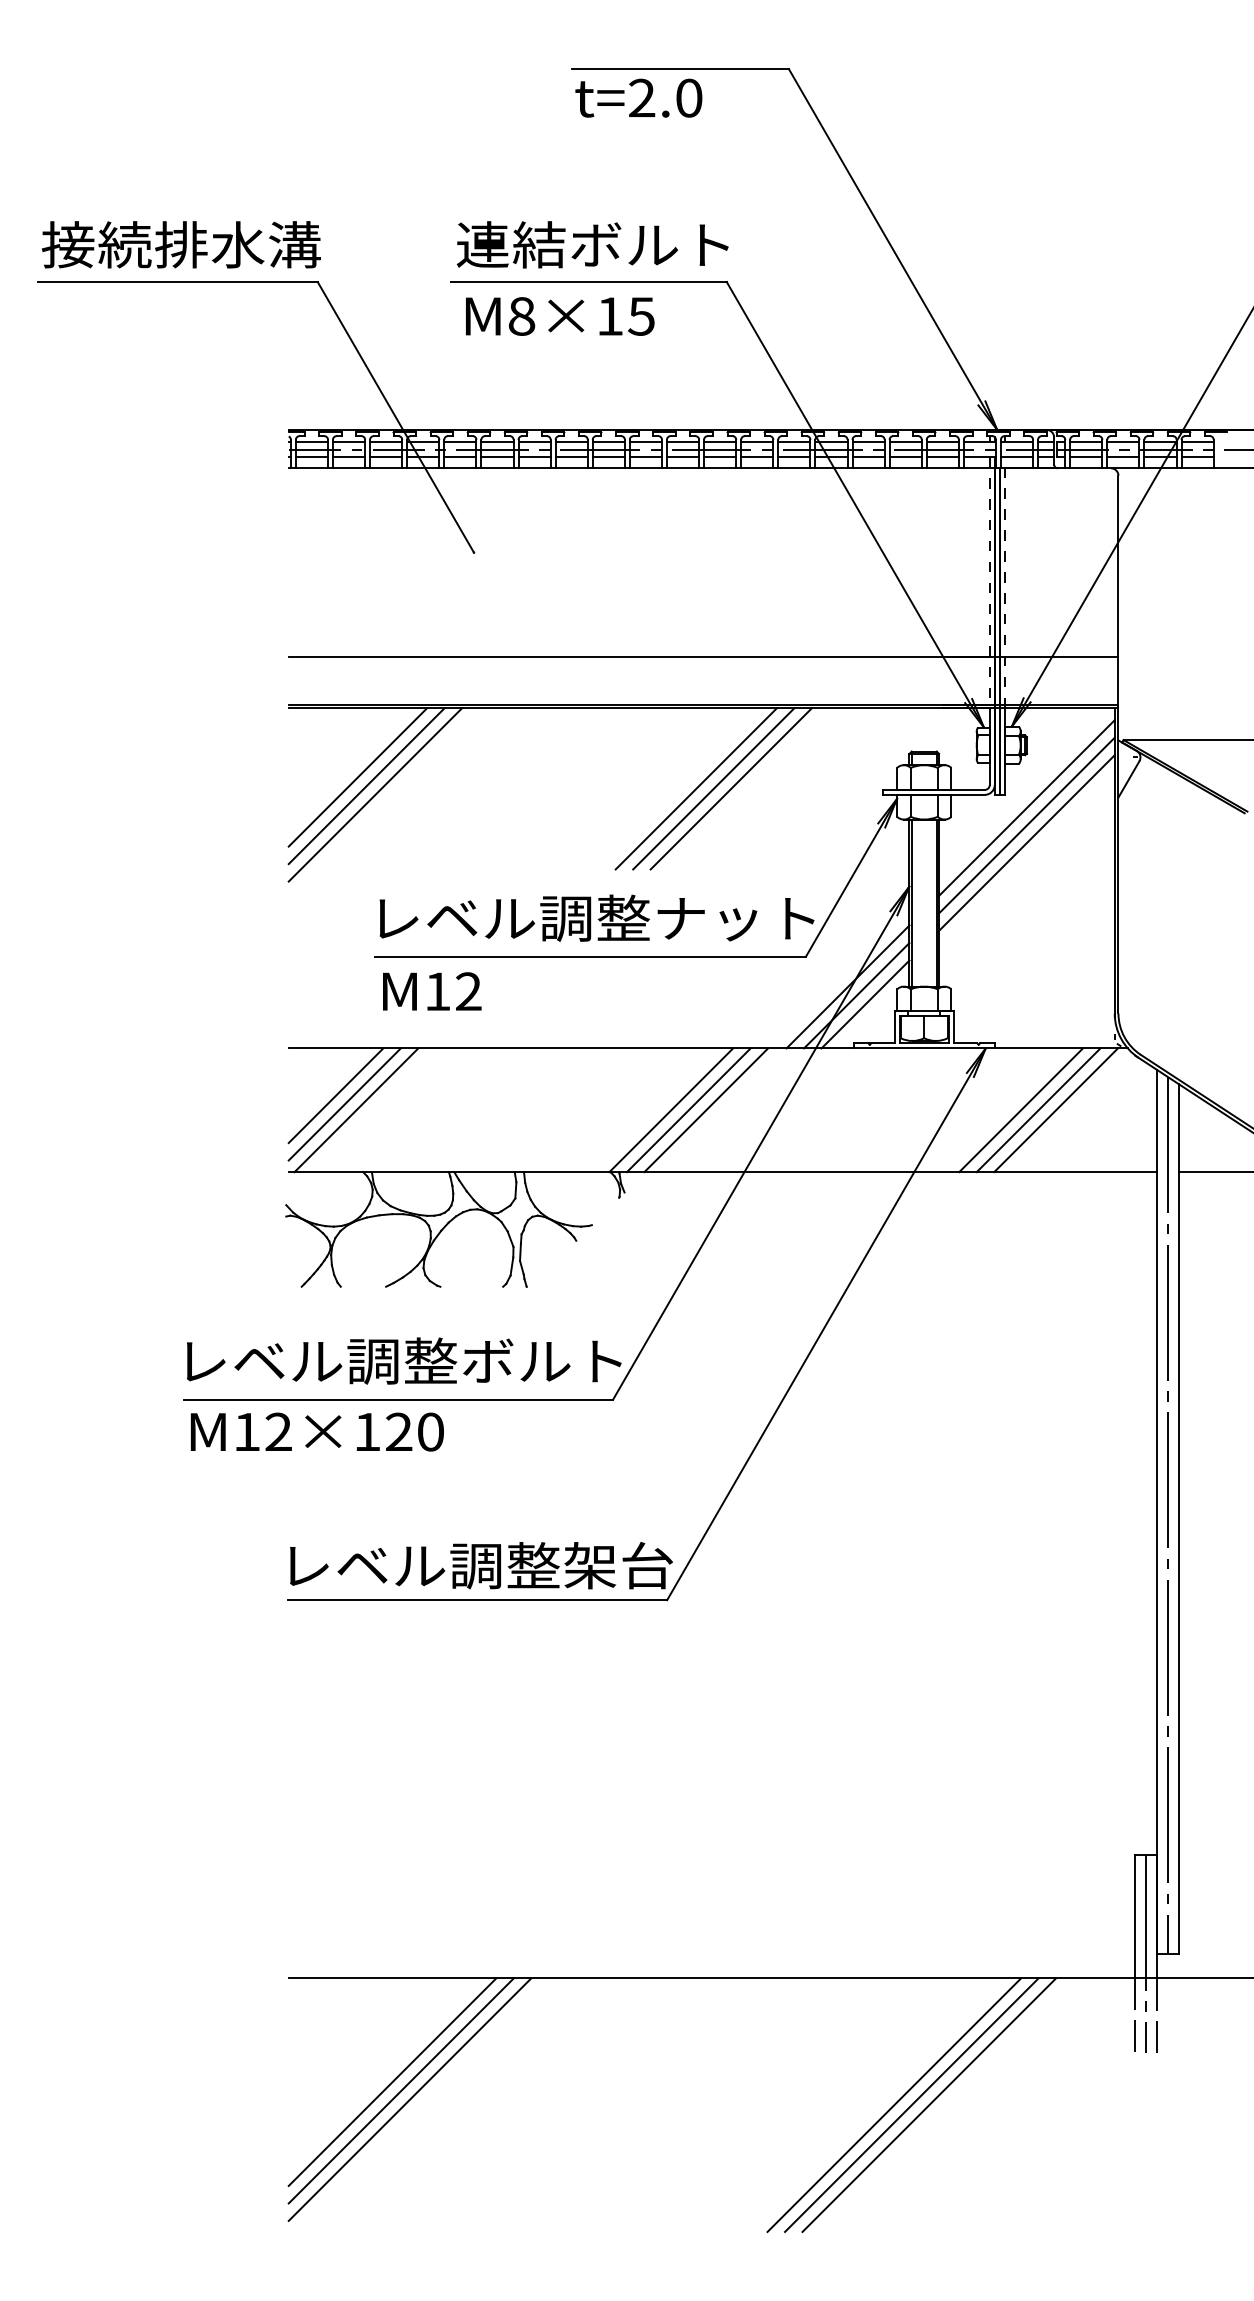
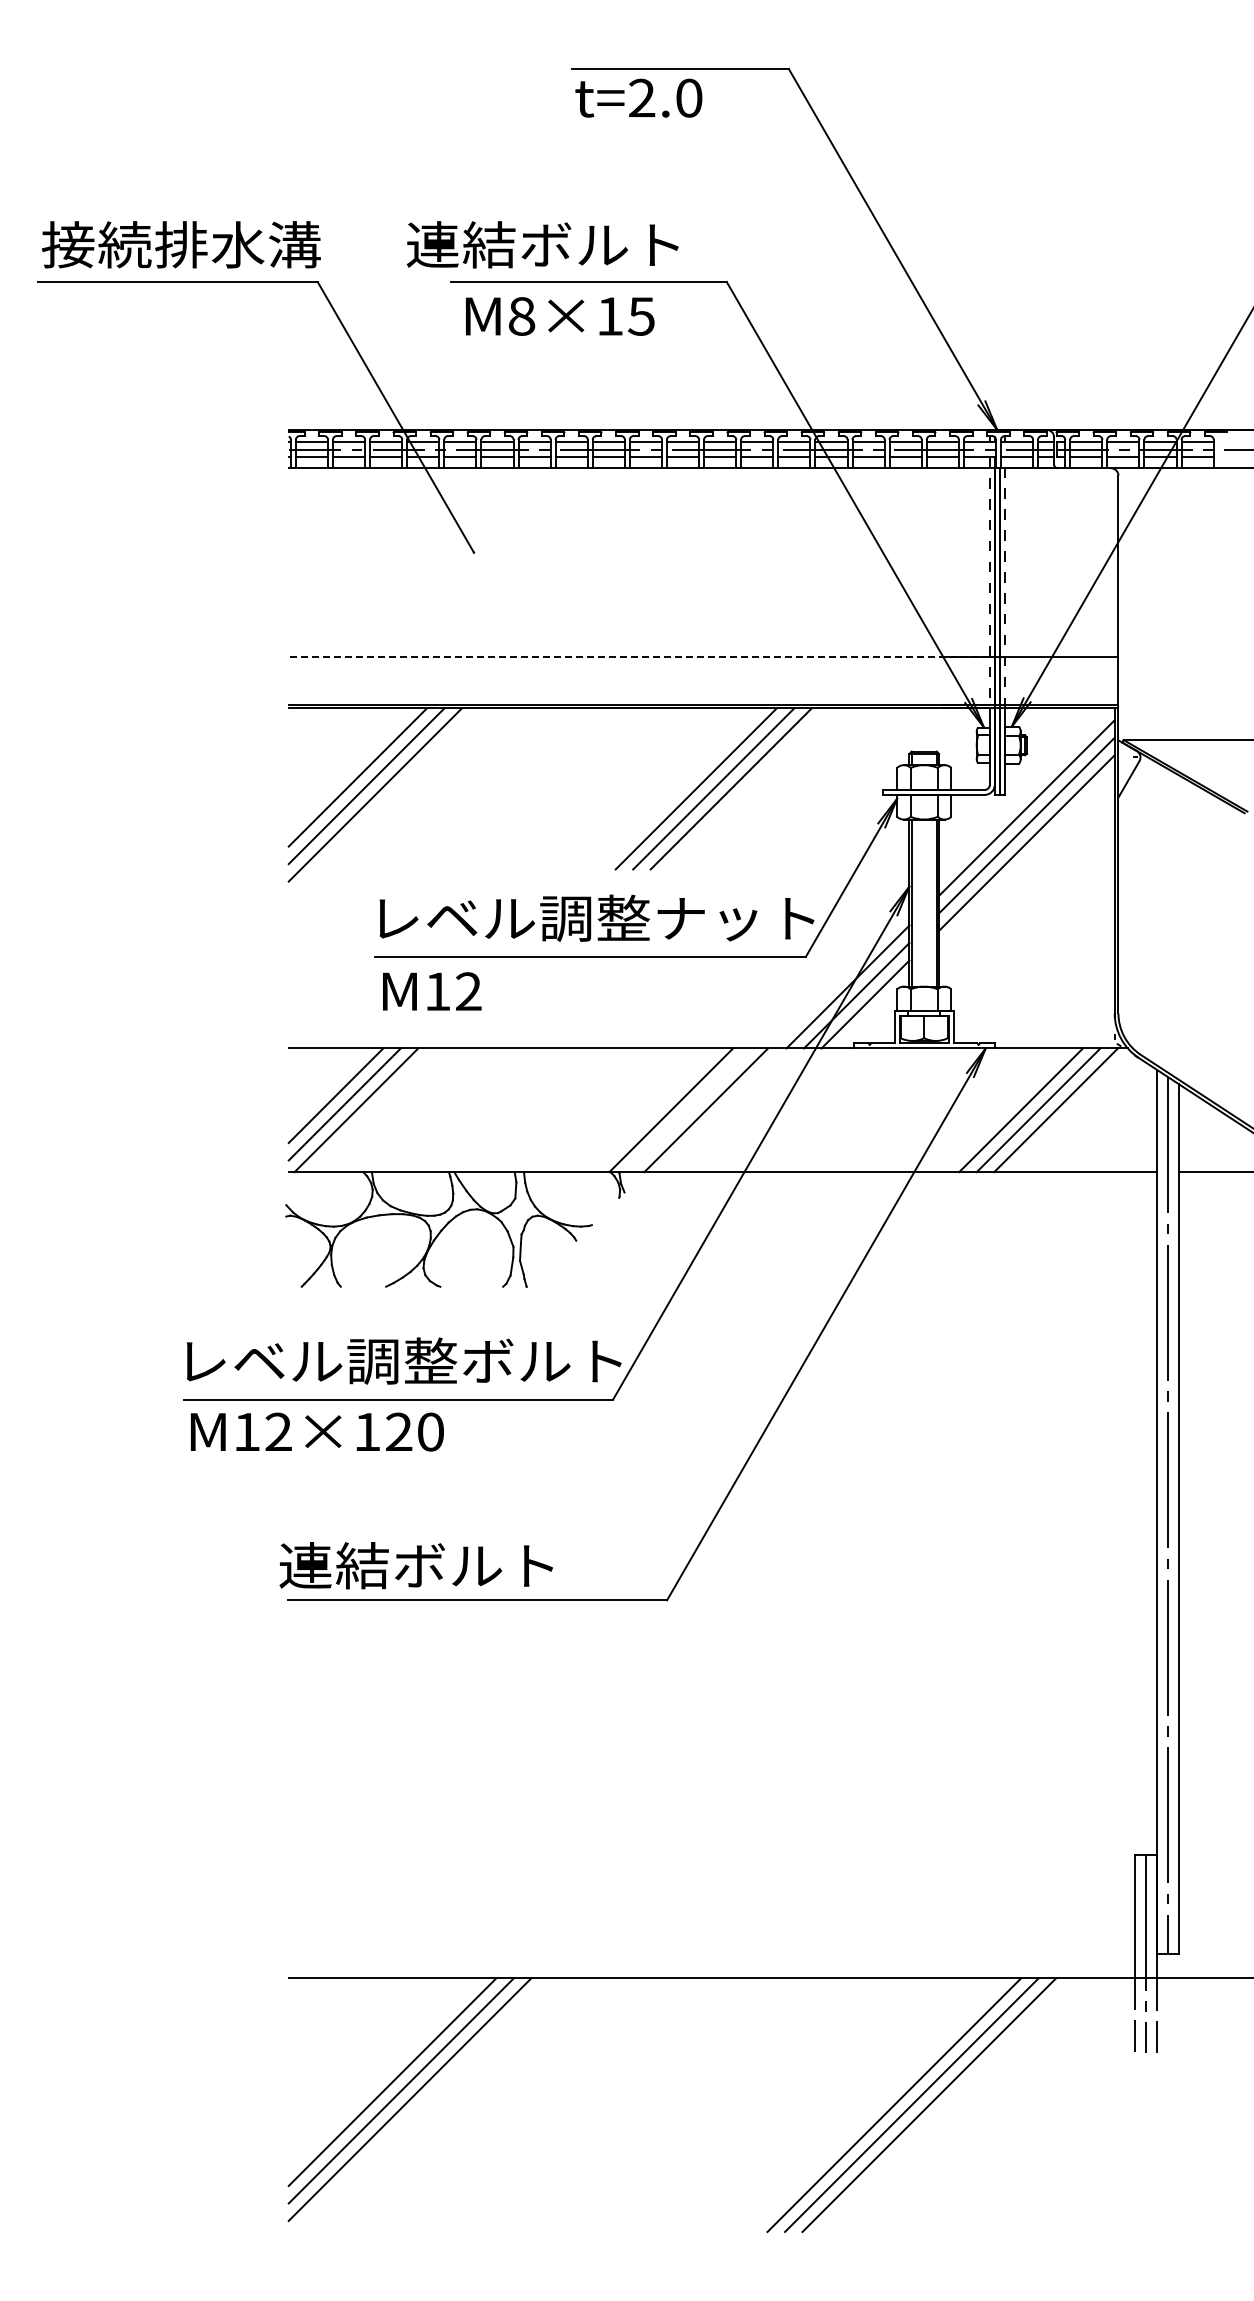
text position: (592, 244) -> (542, 244) (542, 244)
line: solid -> dashed (639, 657)
line: present -> none (688, 1110)
text: レベル調整架台 -> 連結ボルト (476, 1565)
